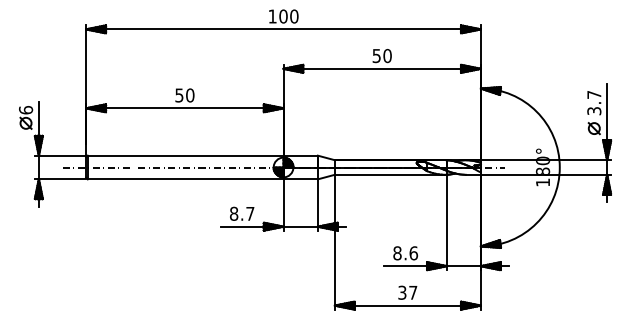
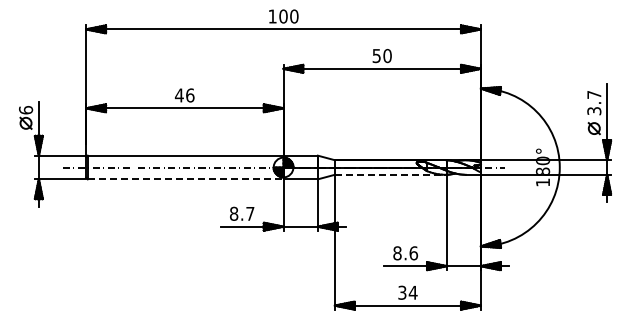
text: 50 -> 46 (184, 95)
line: solid -> dashed (390, 174)
line: solid -> dashed (185, 179)
text: 37 -> 34 (412, 292)
